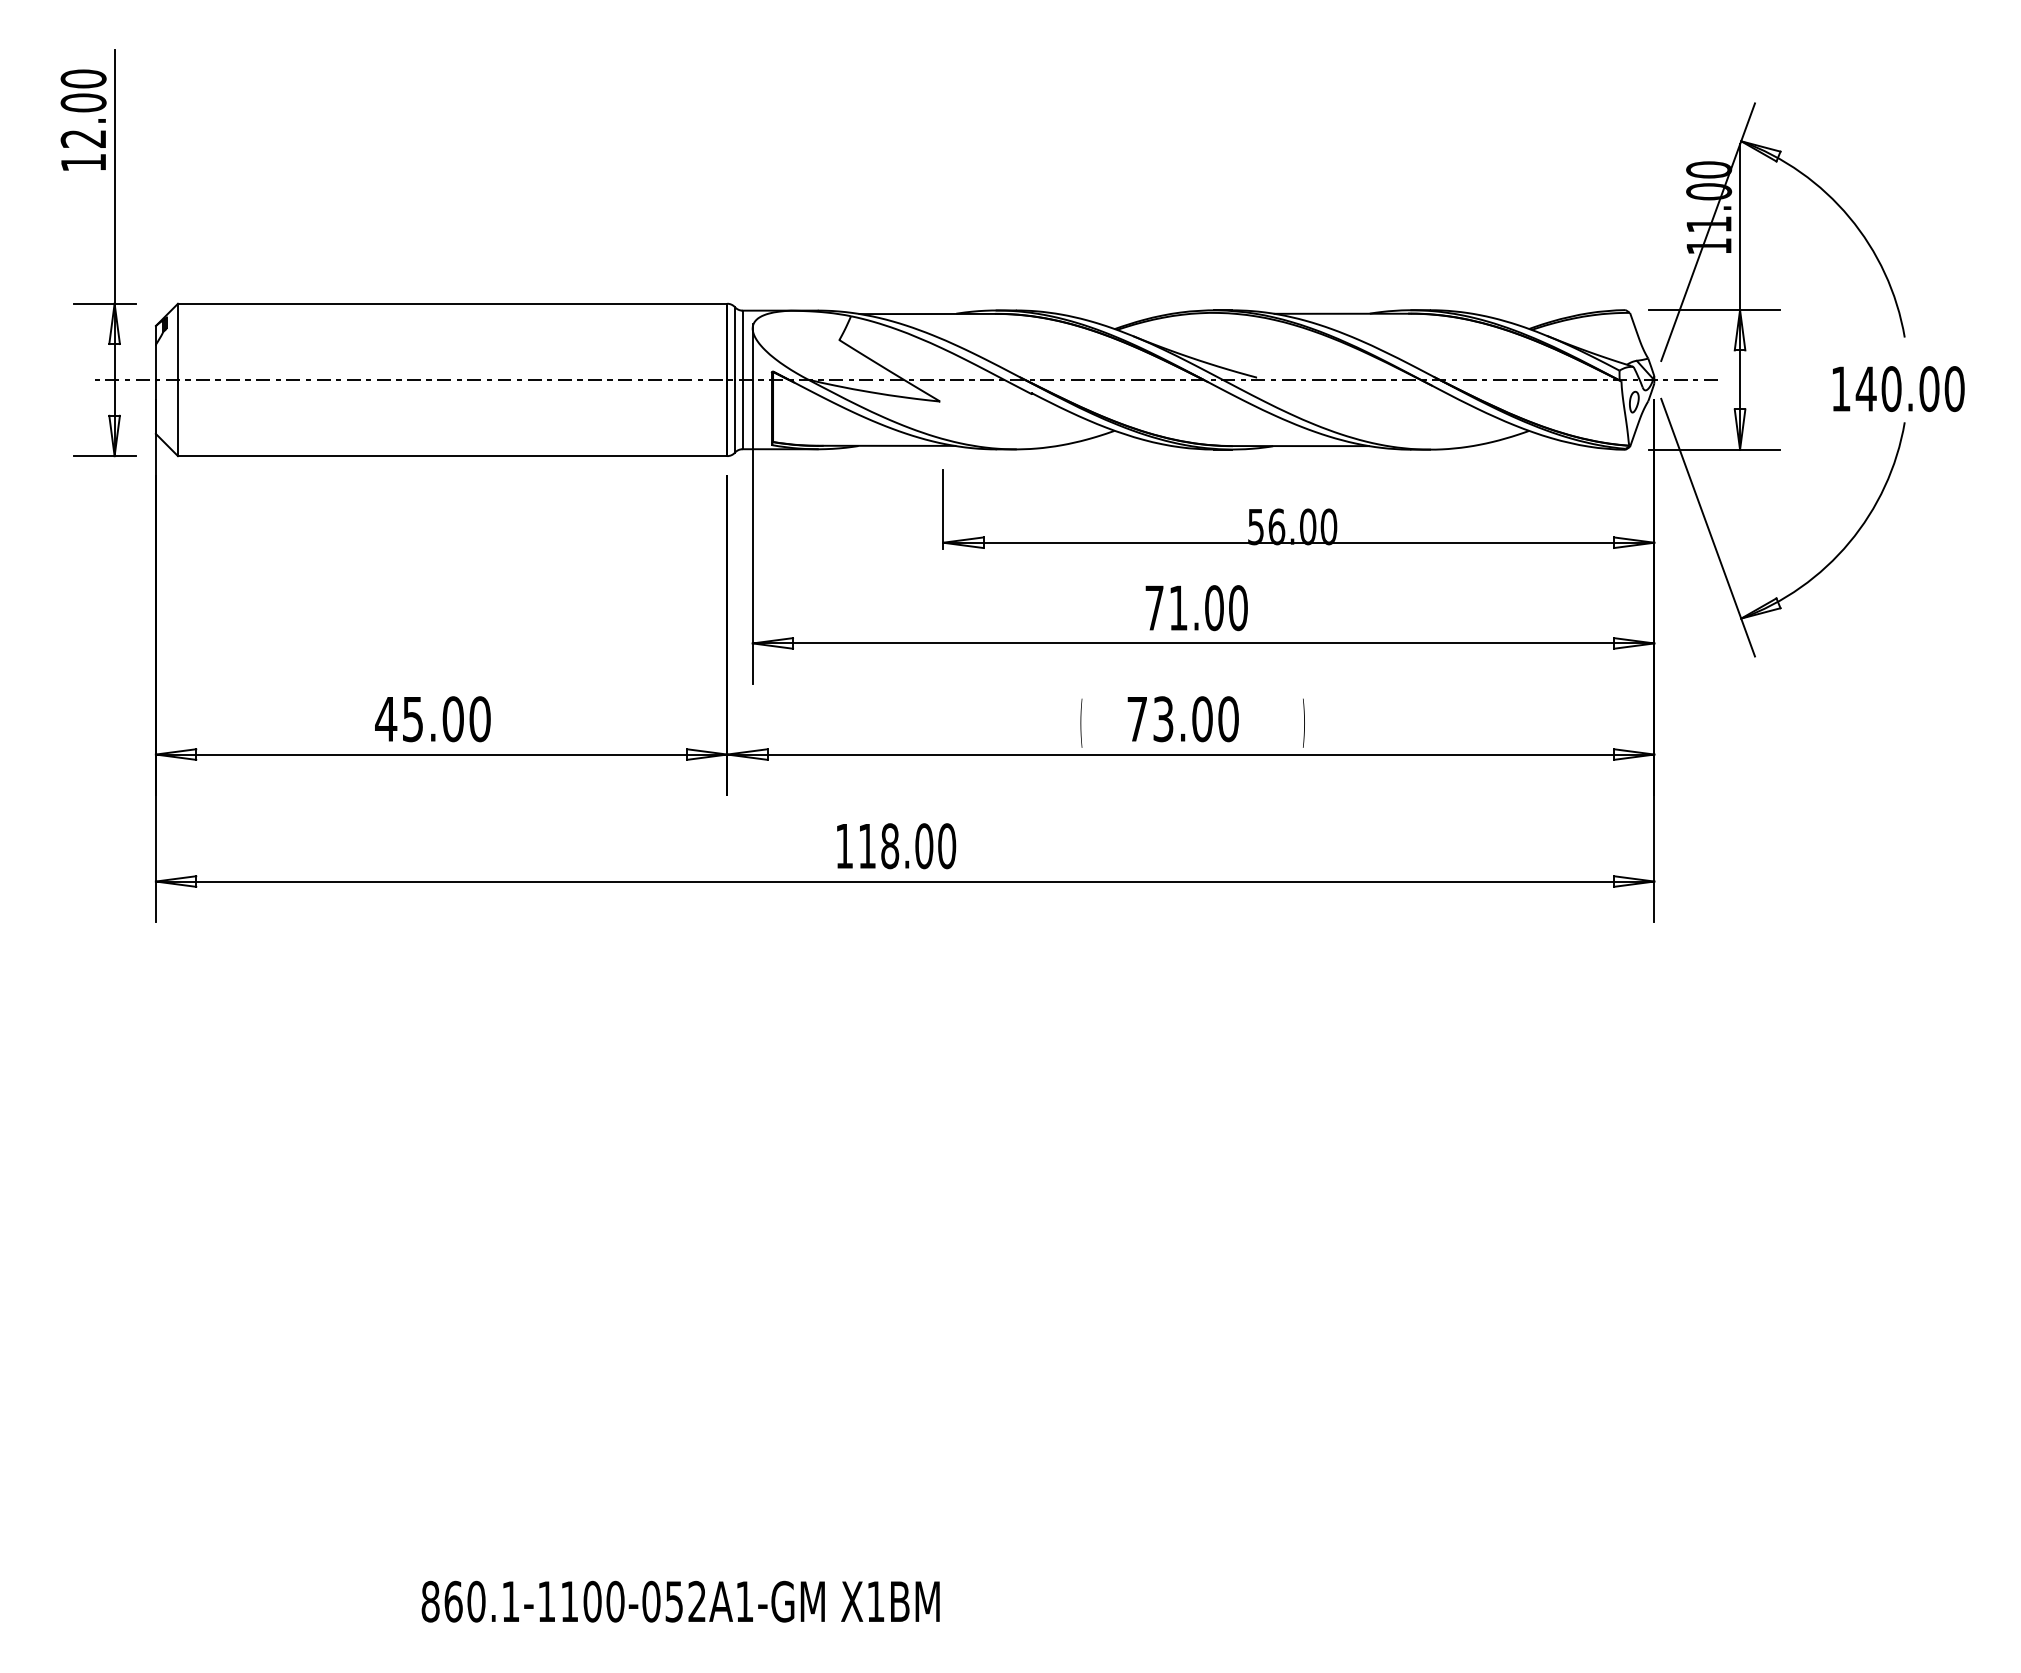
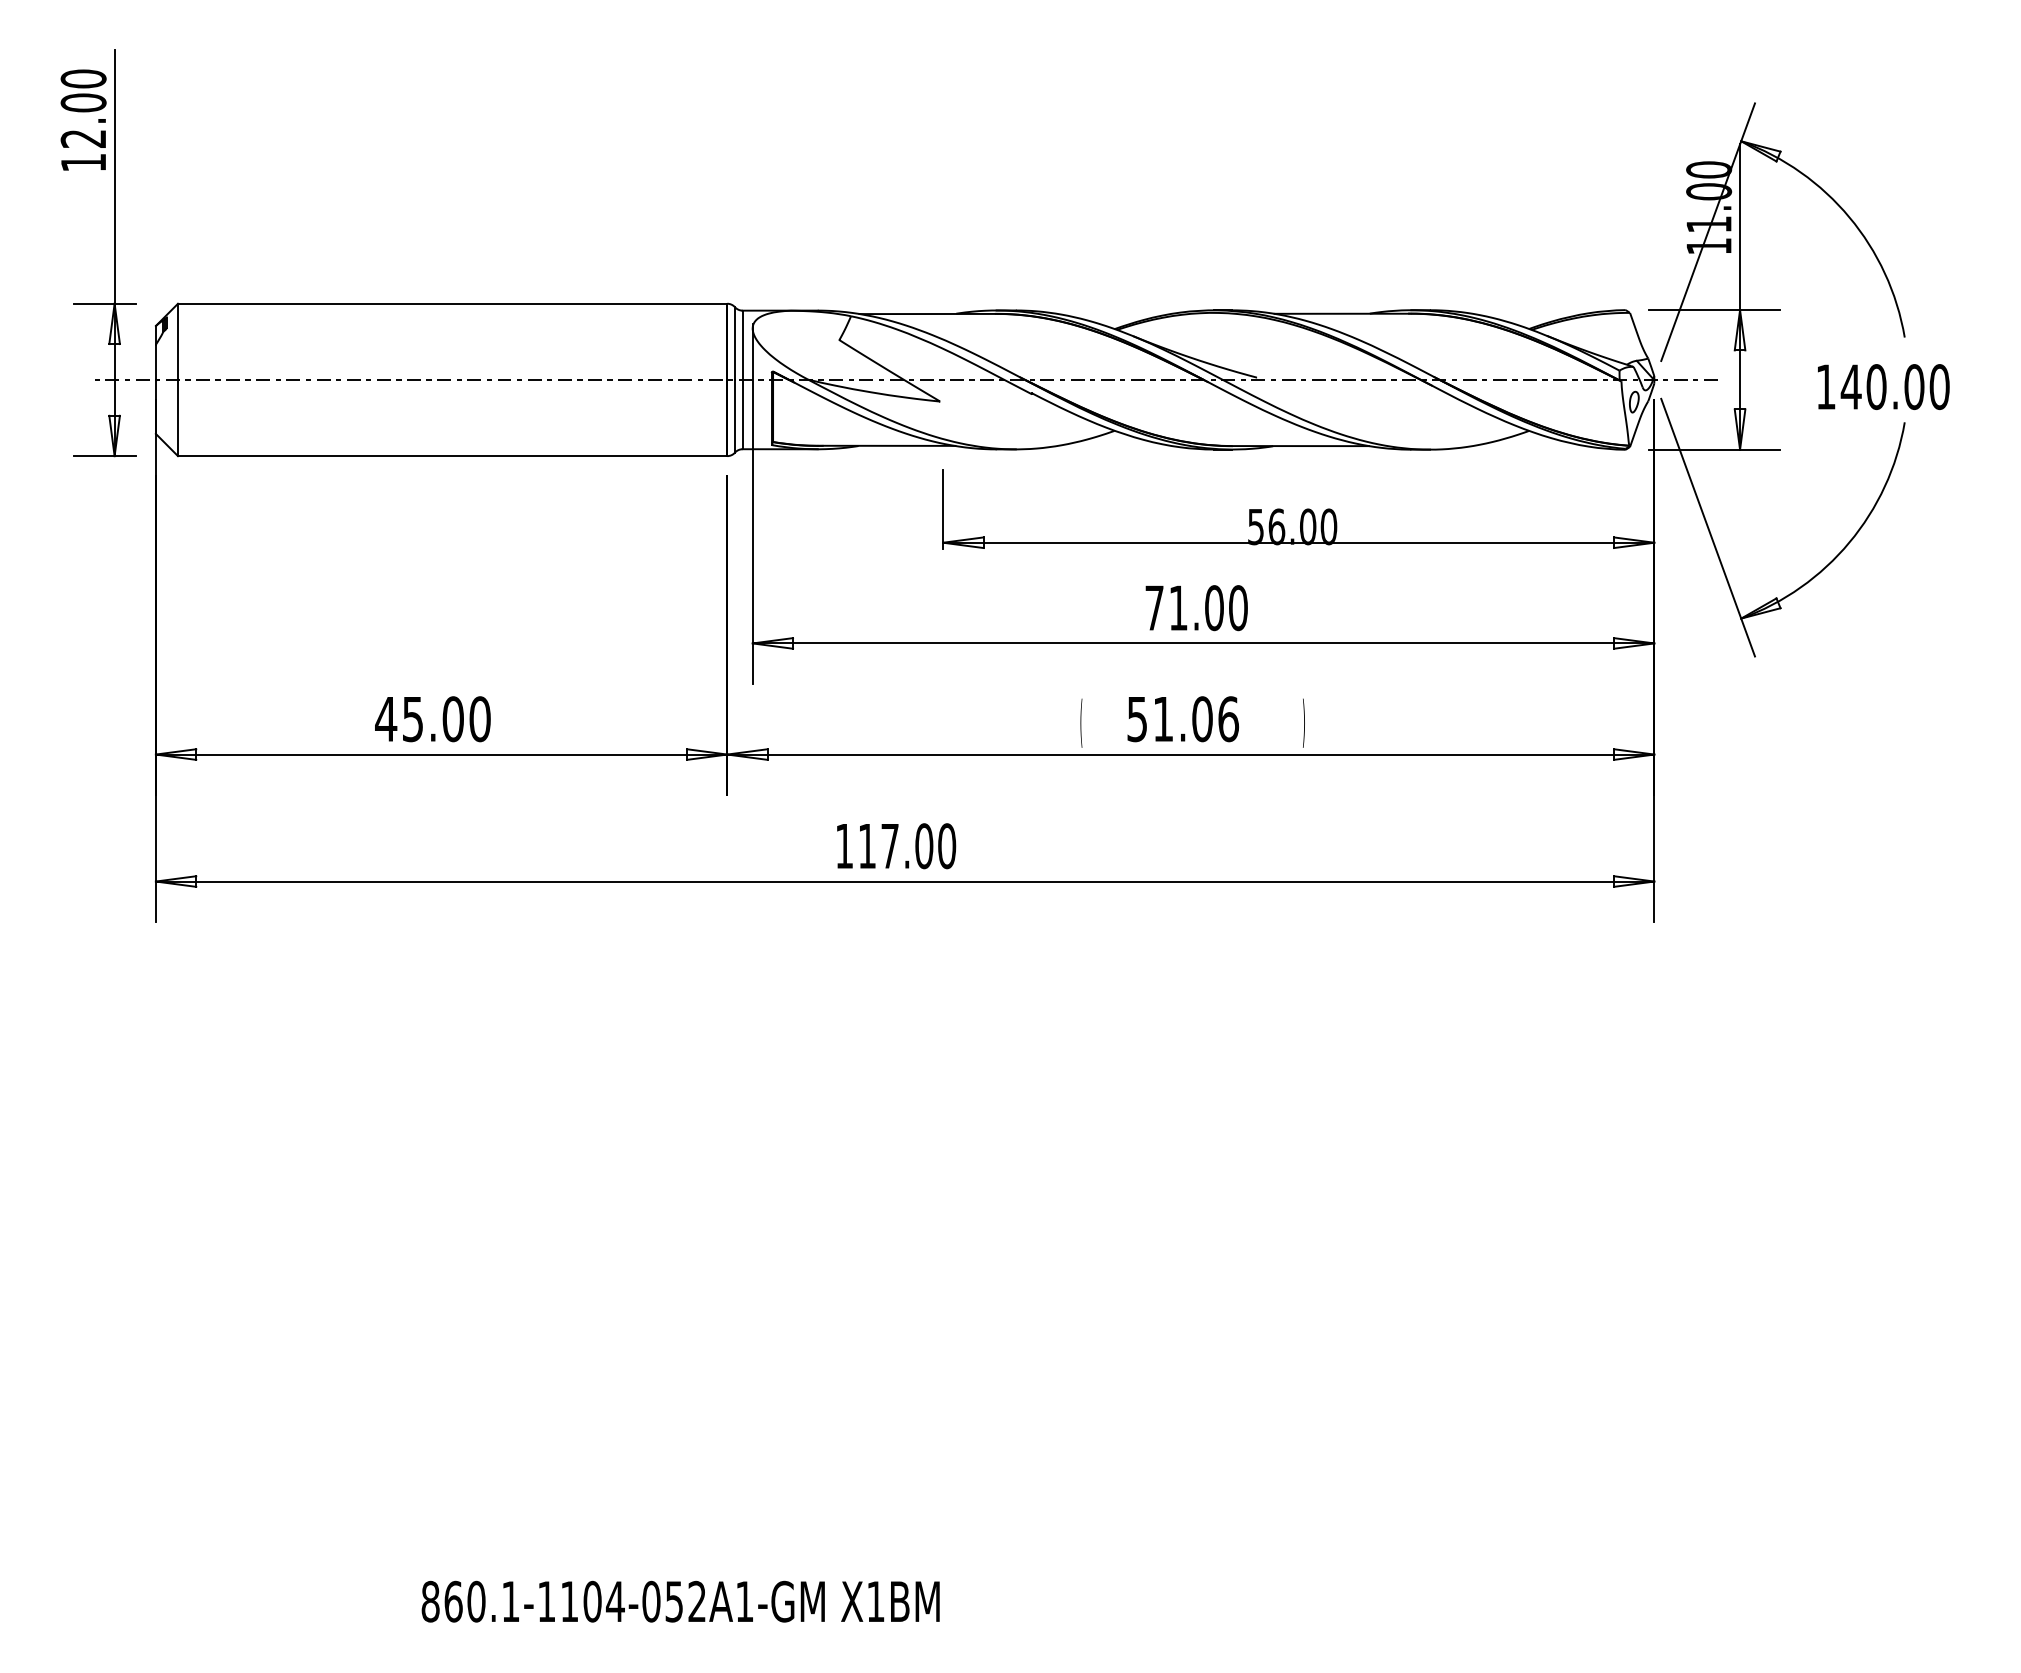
text position: (1898, 388) -> (1883, 386) (1883, 386)
text: 73.00 -> 51.06 (1183, 719)
text: 118.00 -> 117.00 (890, 846)
text: 860.1-1100-052A1-GM -> 860.1-1104-052A1-GM (615, 1601)
